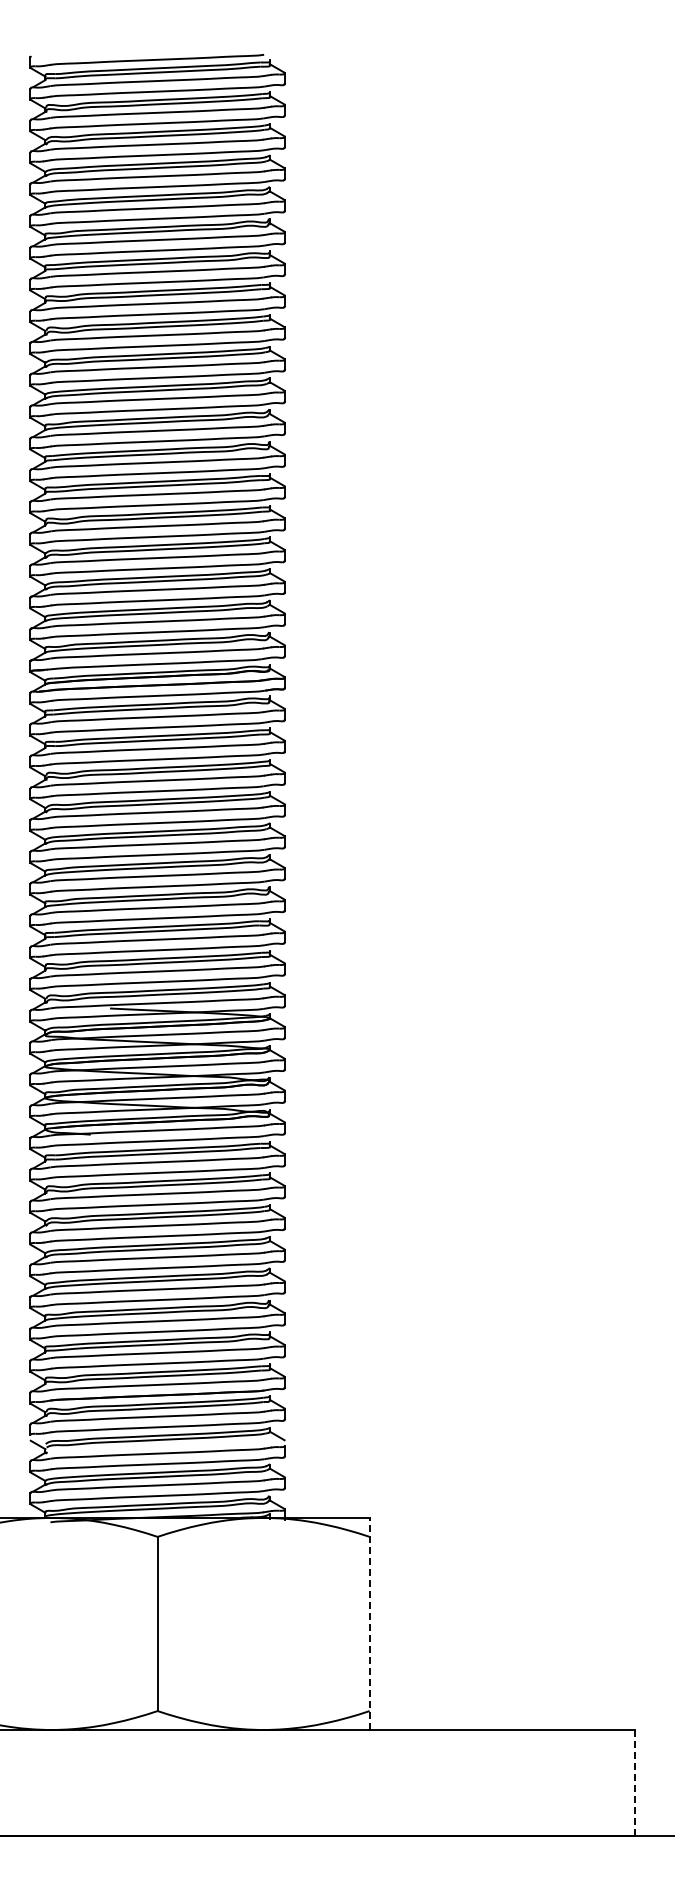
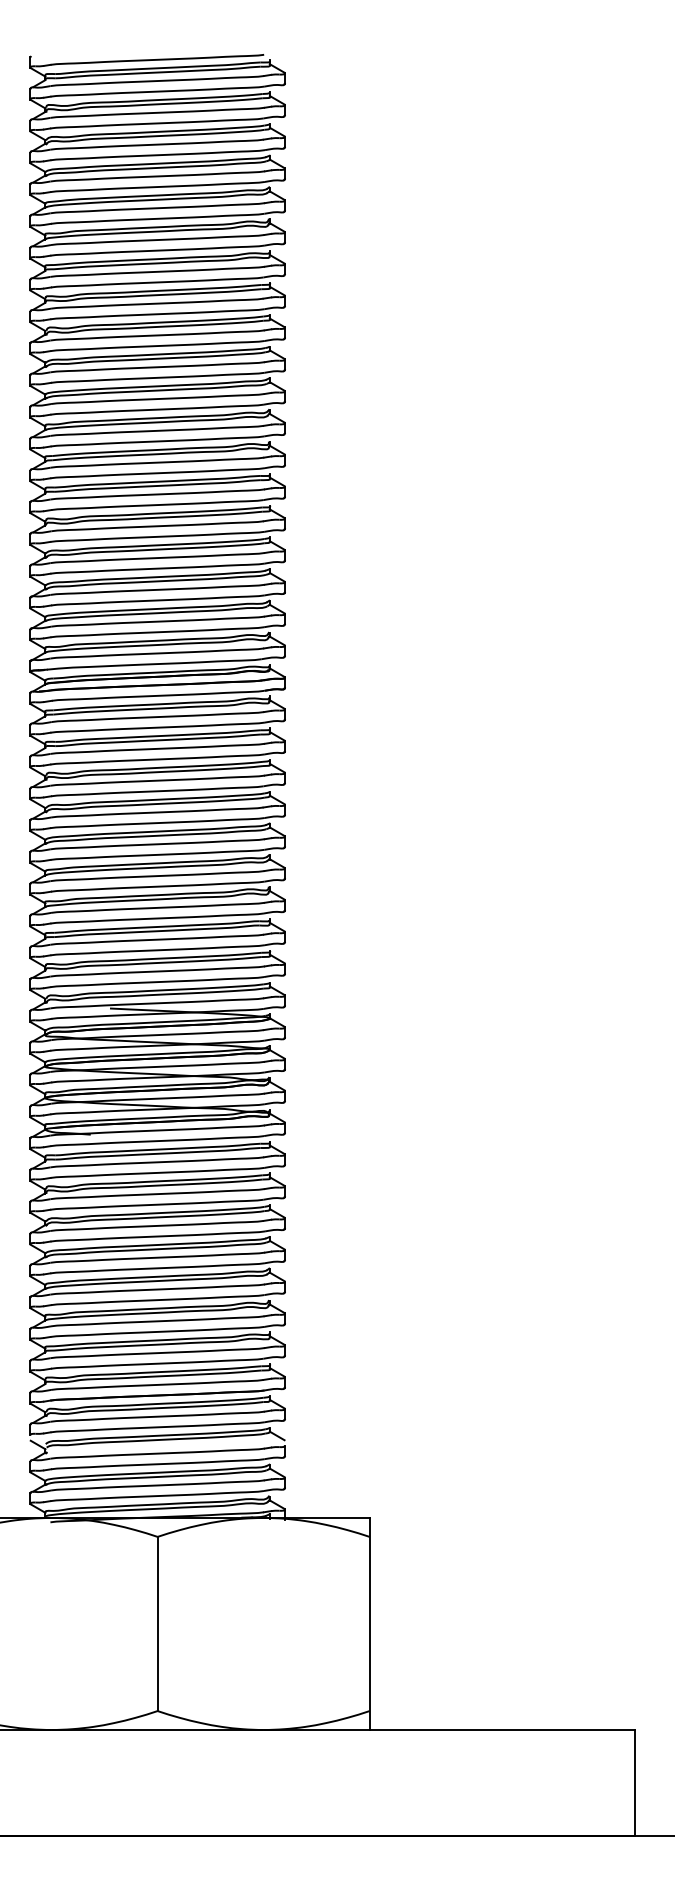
line: dashed -> solid (369, 1623)
line: dashed -> solid (634, 1782)
